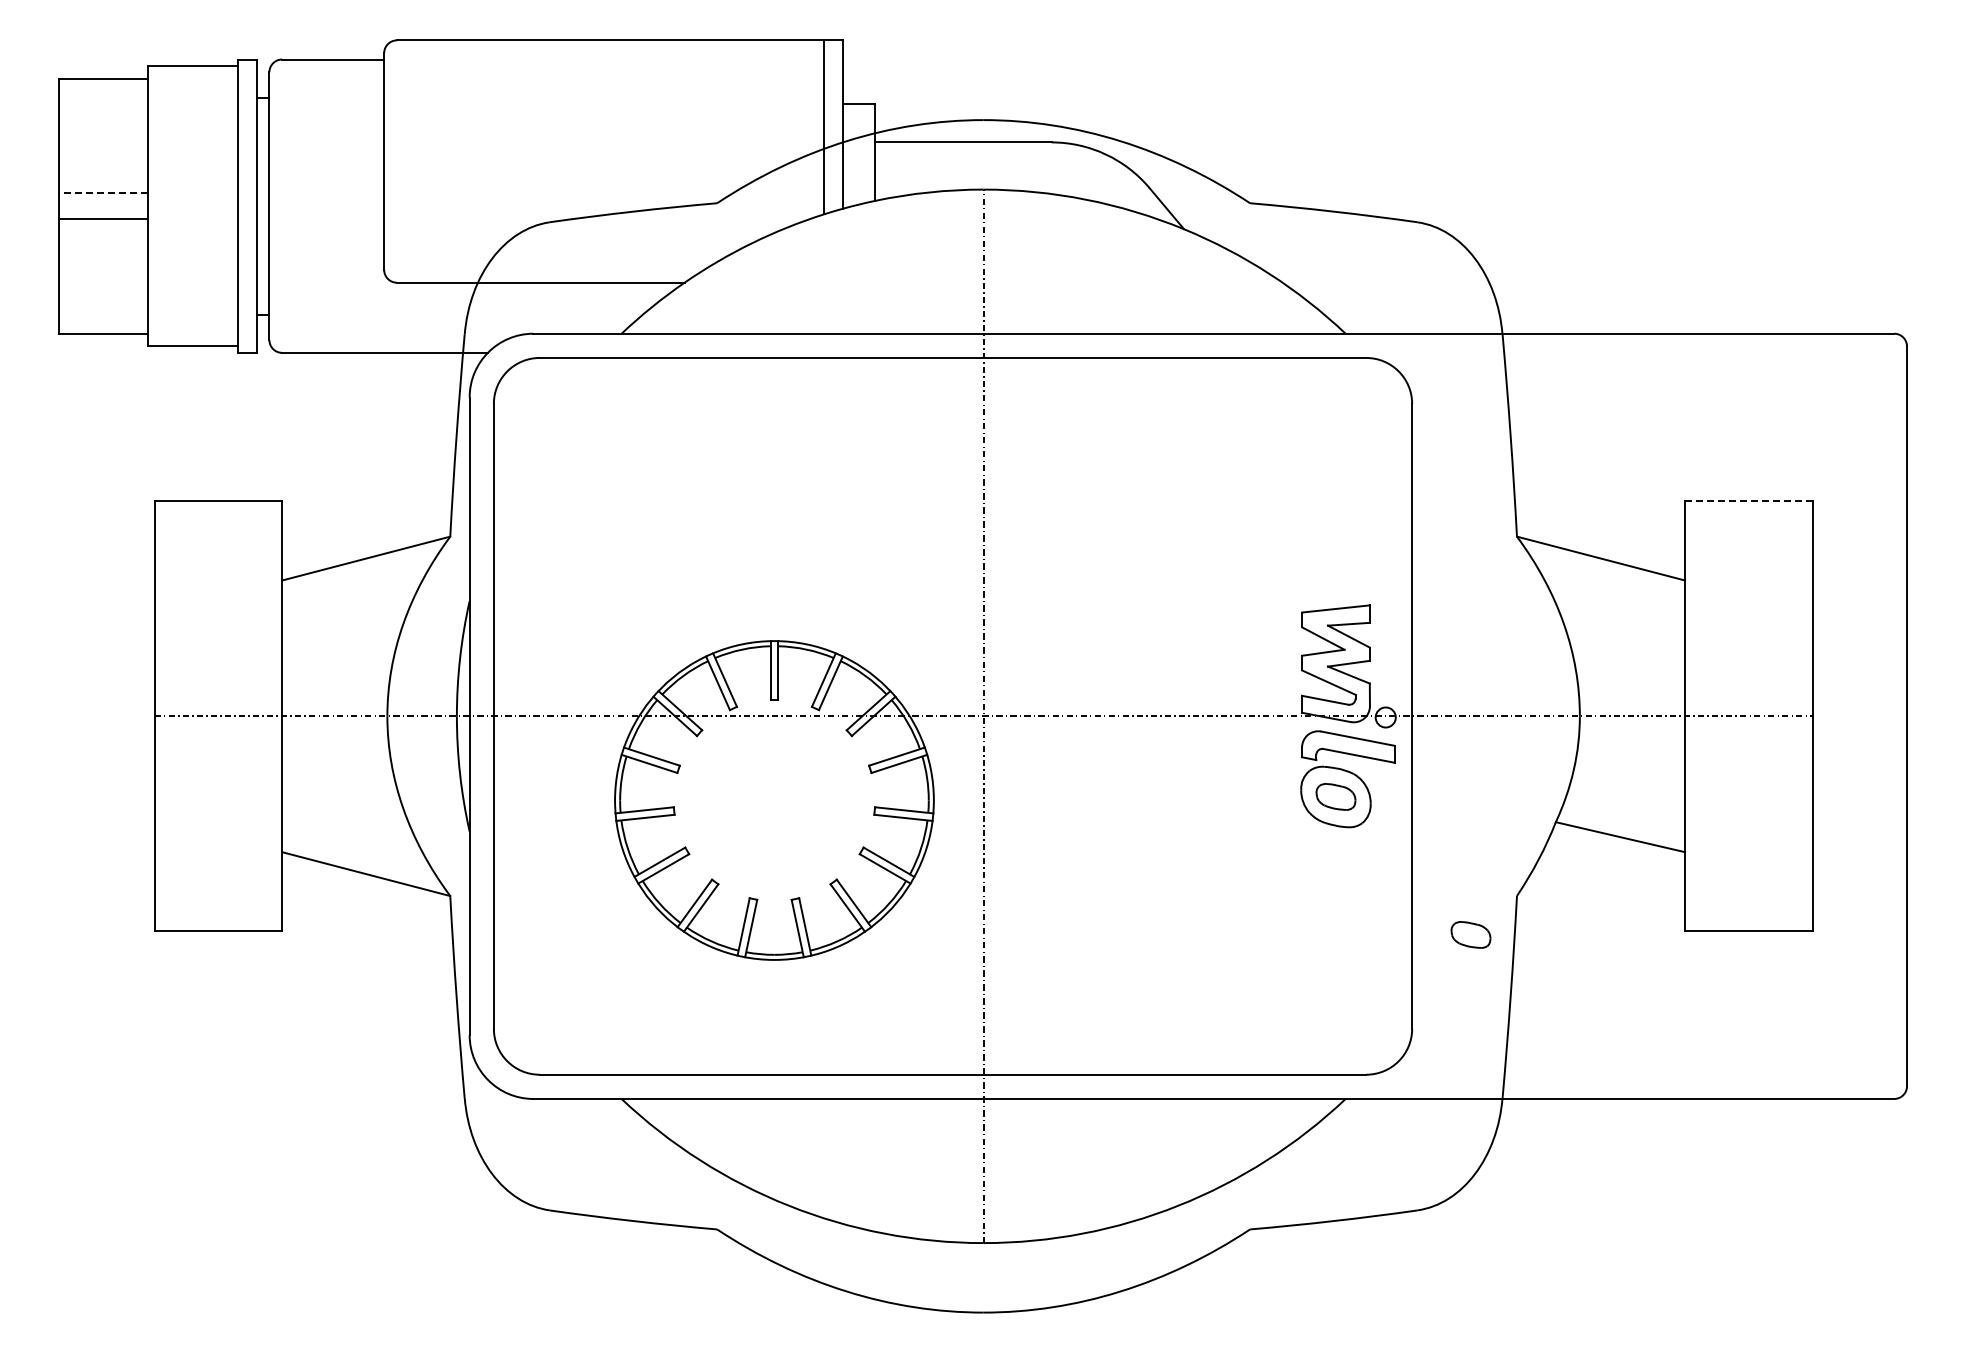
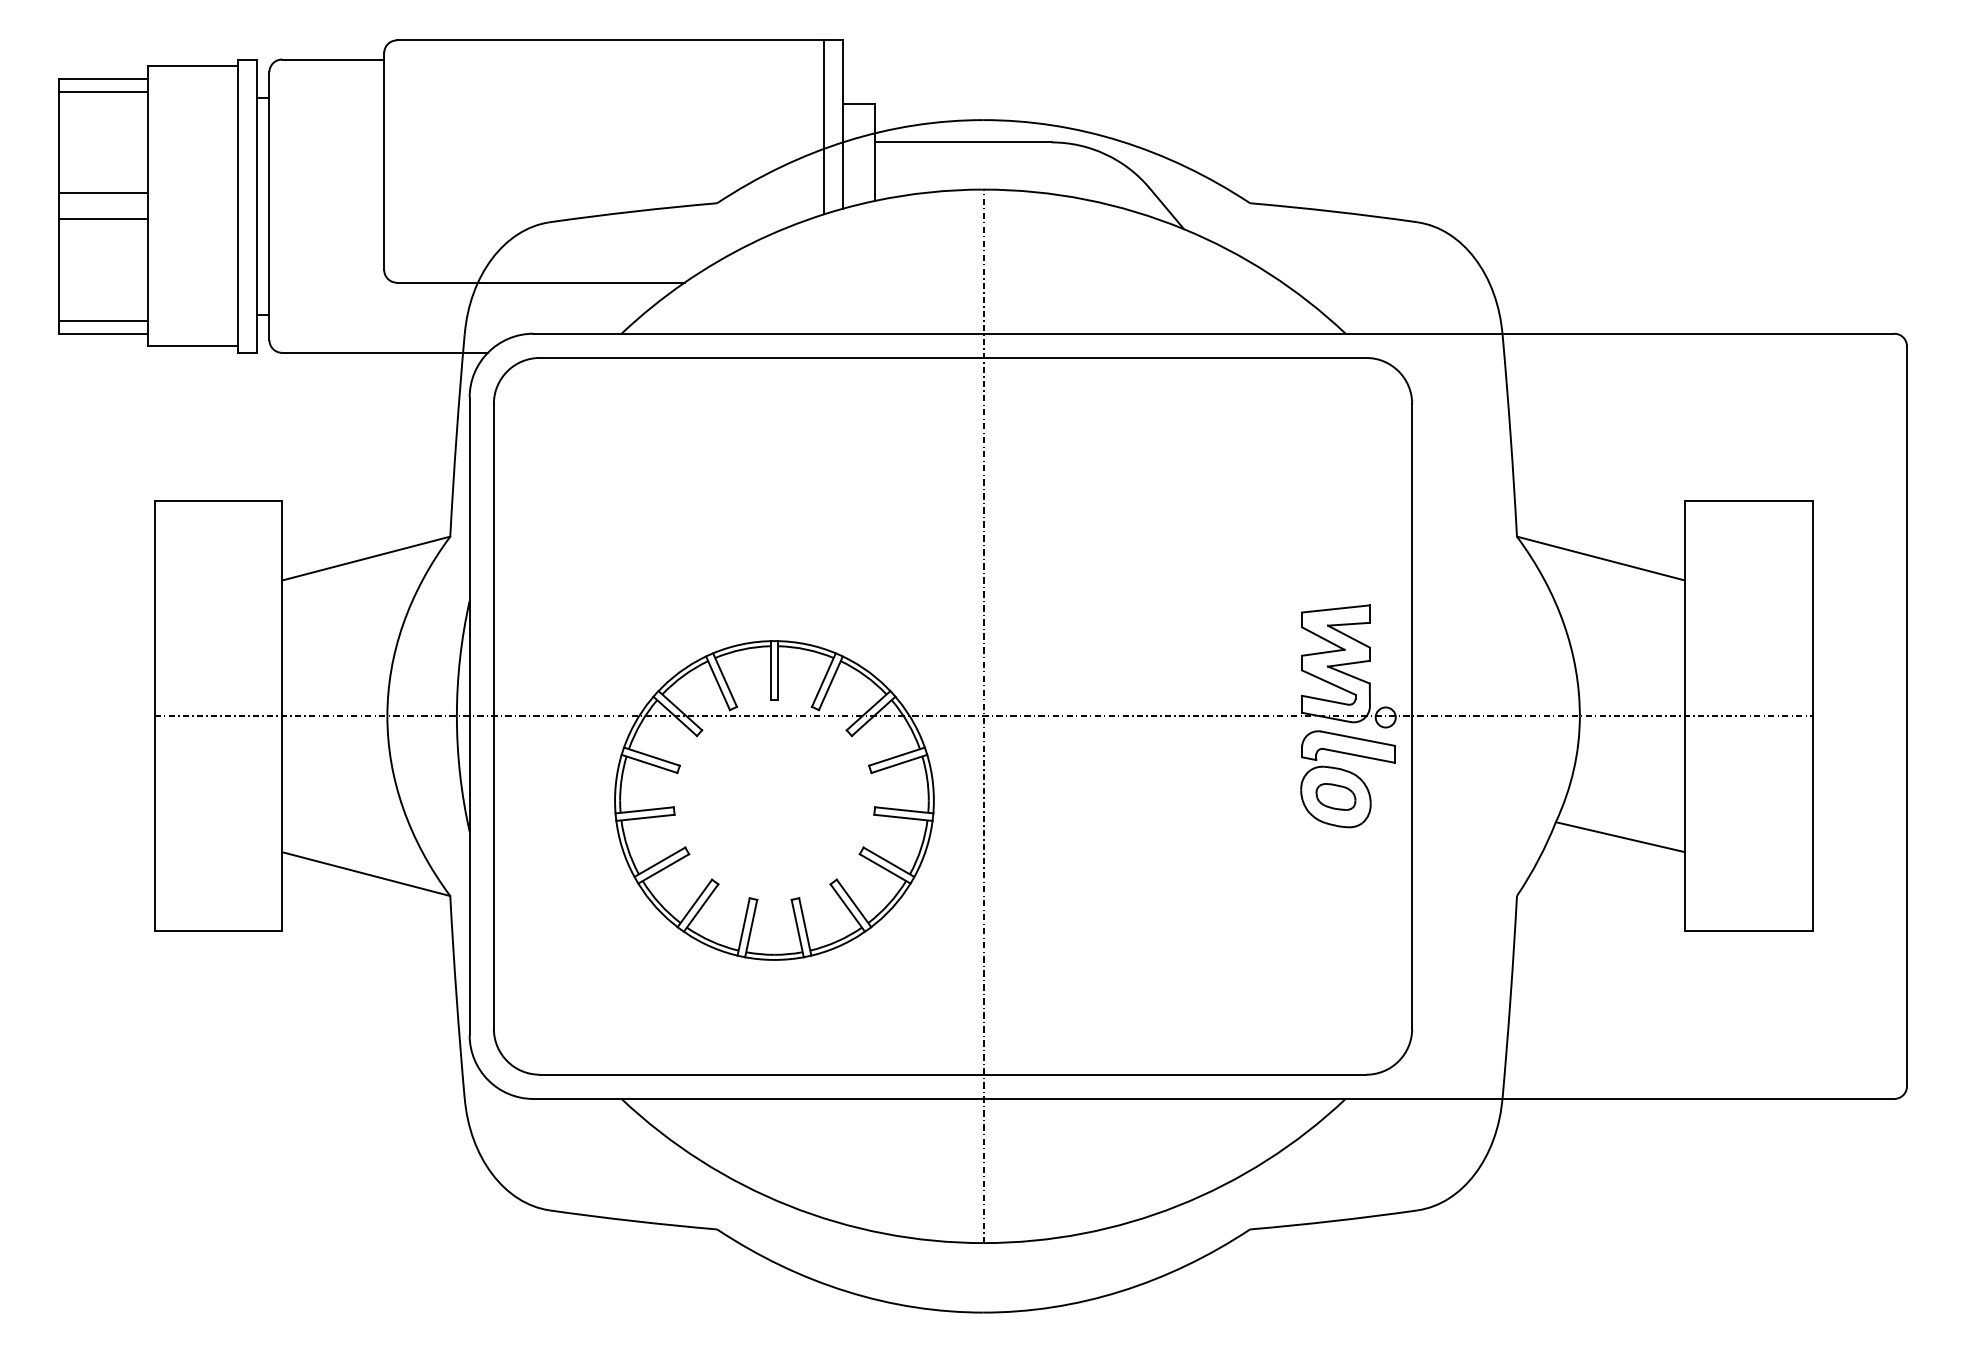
line: none -> present (103, 91)
line: dashed -> solid (103, 193)
line: none -> present (103, 320)
line: dashed -> solid (1748, 501)
part: present -> none (1470, 934)
